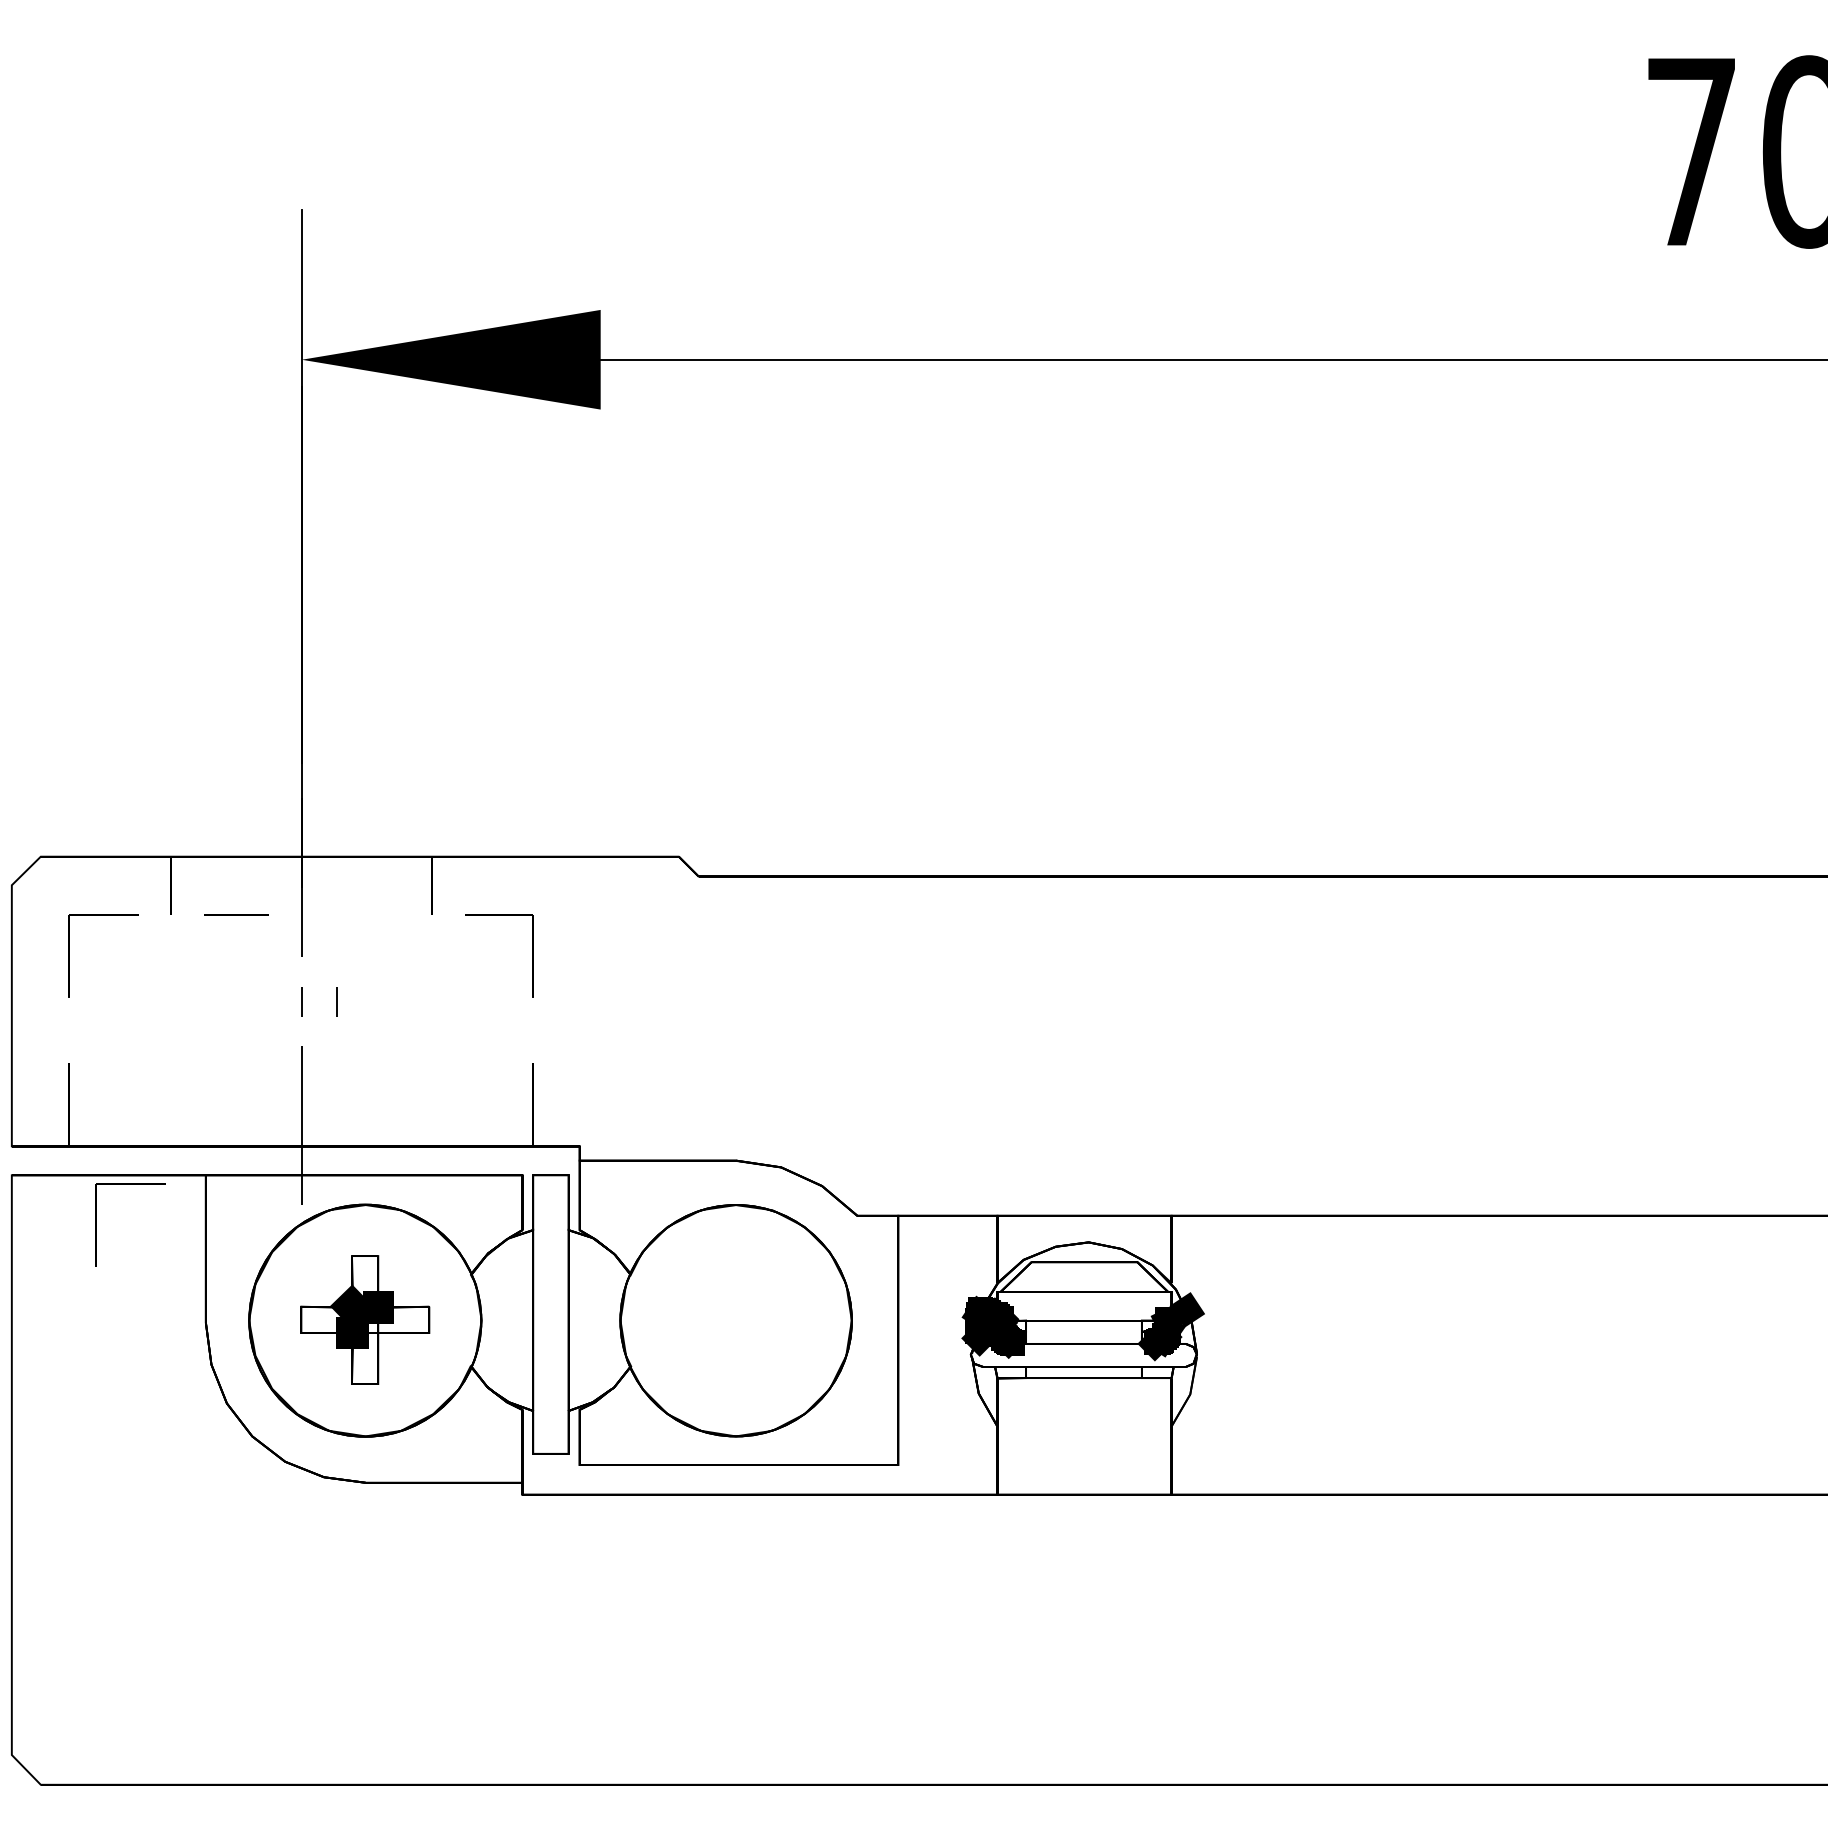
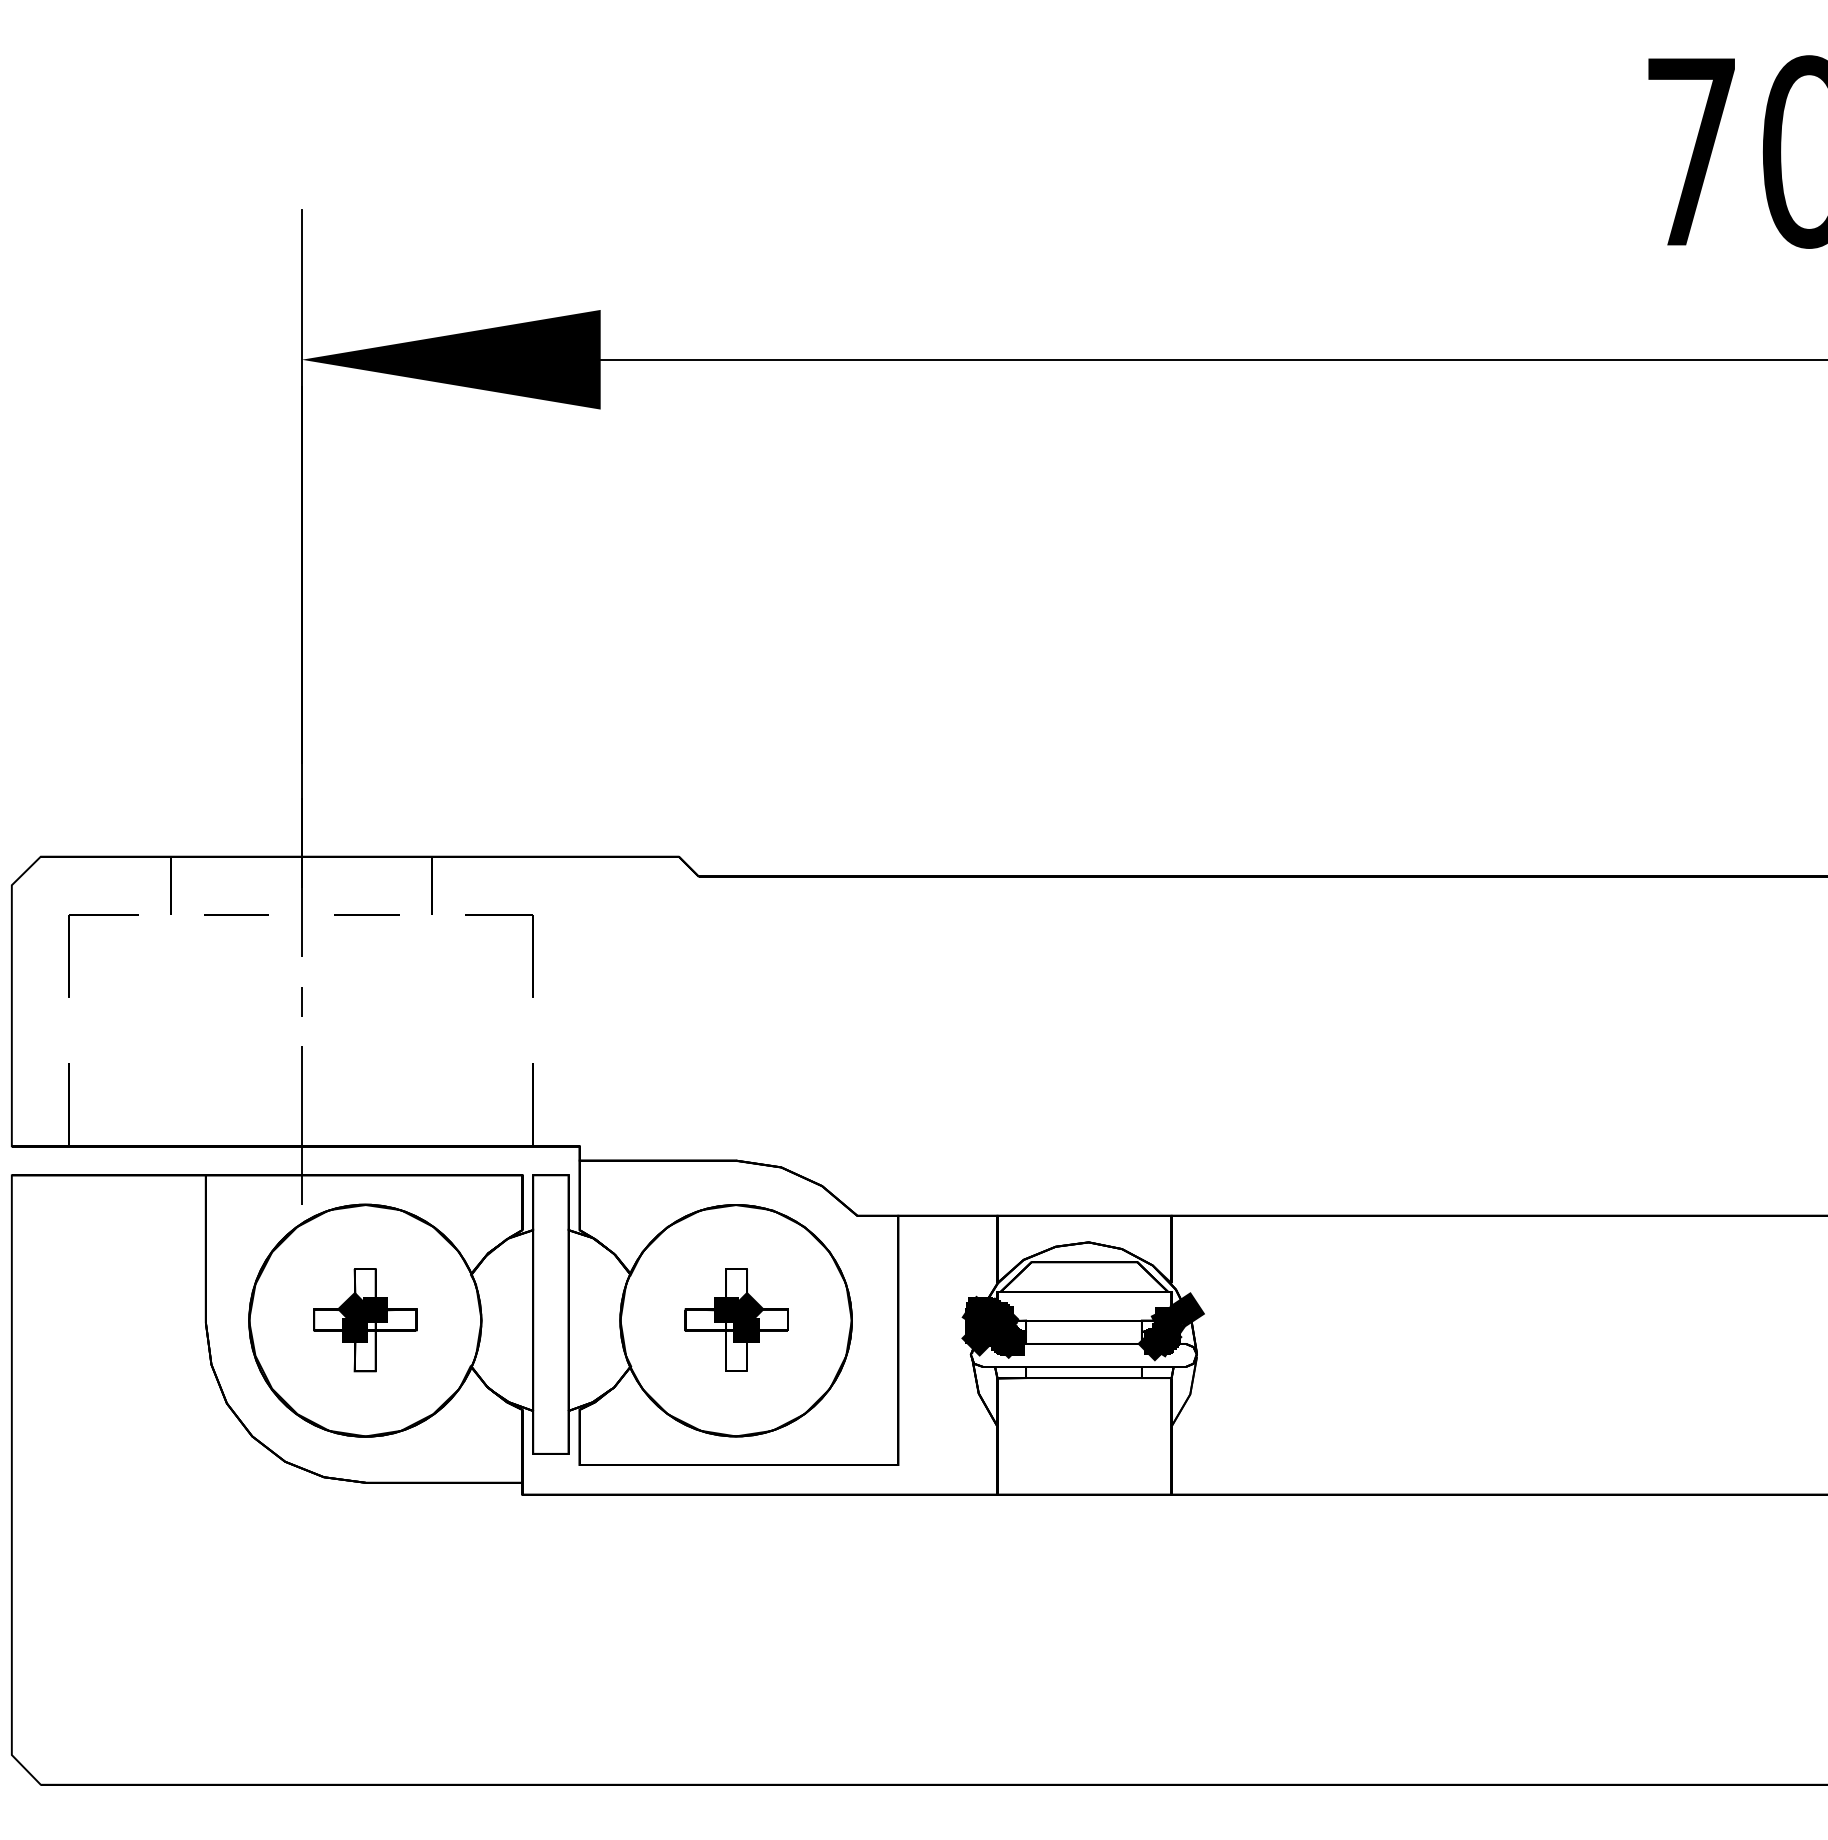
line: none -> present (366, 914)
line: present -> none (336, 1001)
part: present -> none (96, 1224)
part size: 131x130 px -> 105x105 px (365, 1320)
part: none -> present (736, 1319)
